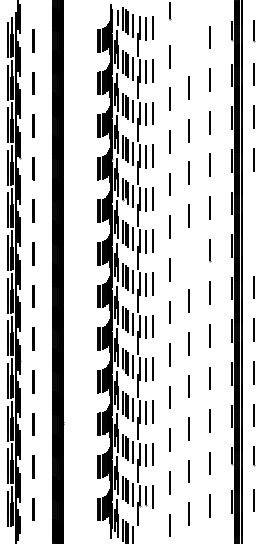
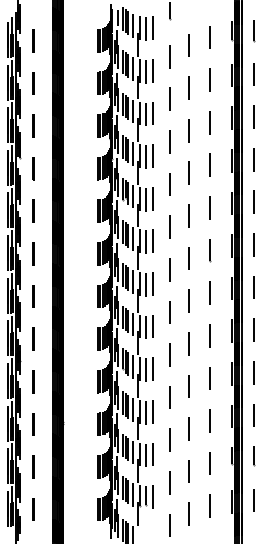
line: none -> present (188, 45)
line: none -> present (253, 201)
line: none -> present (253, 244)
line: none -> present (188, 258)
